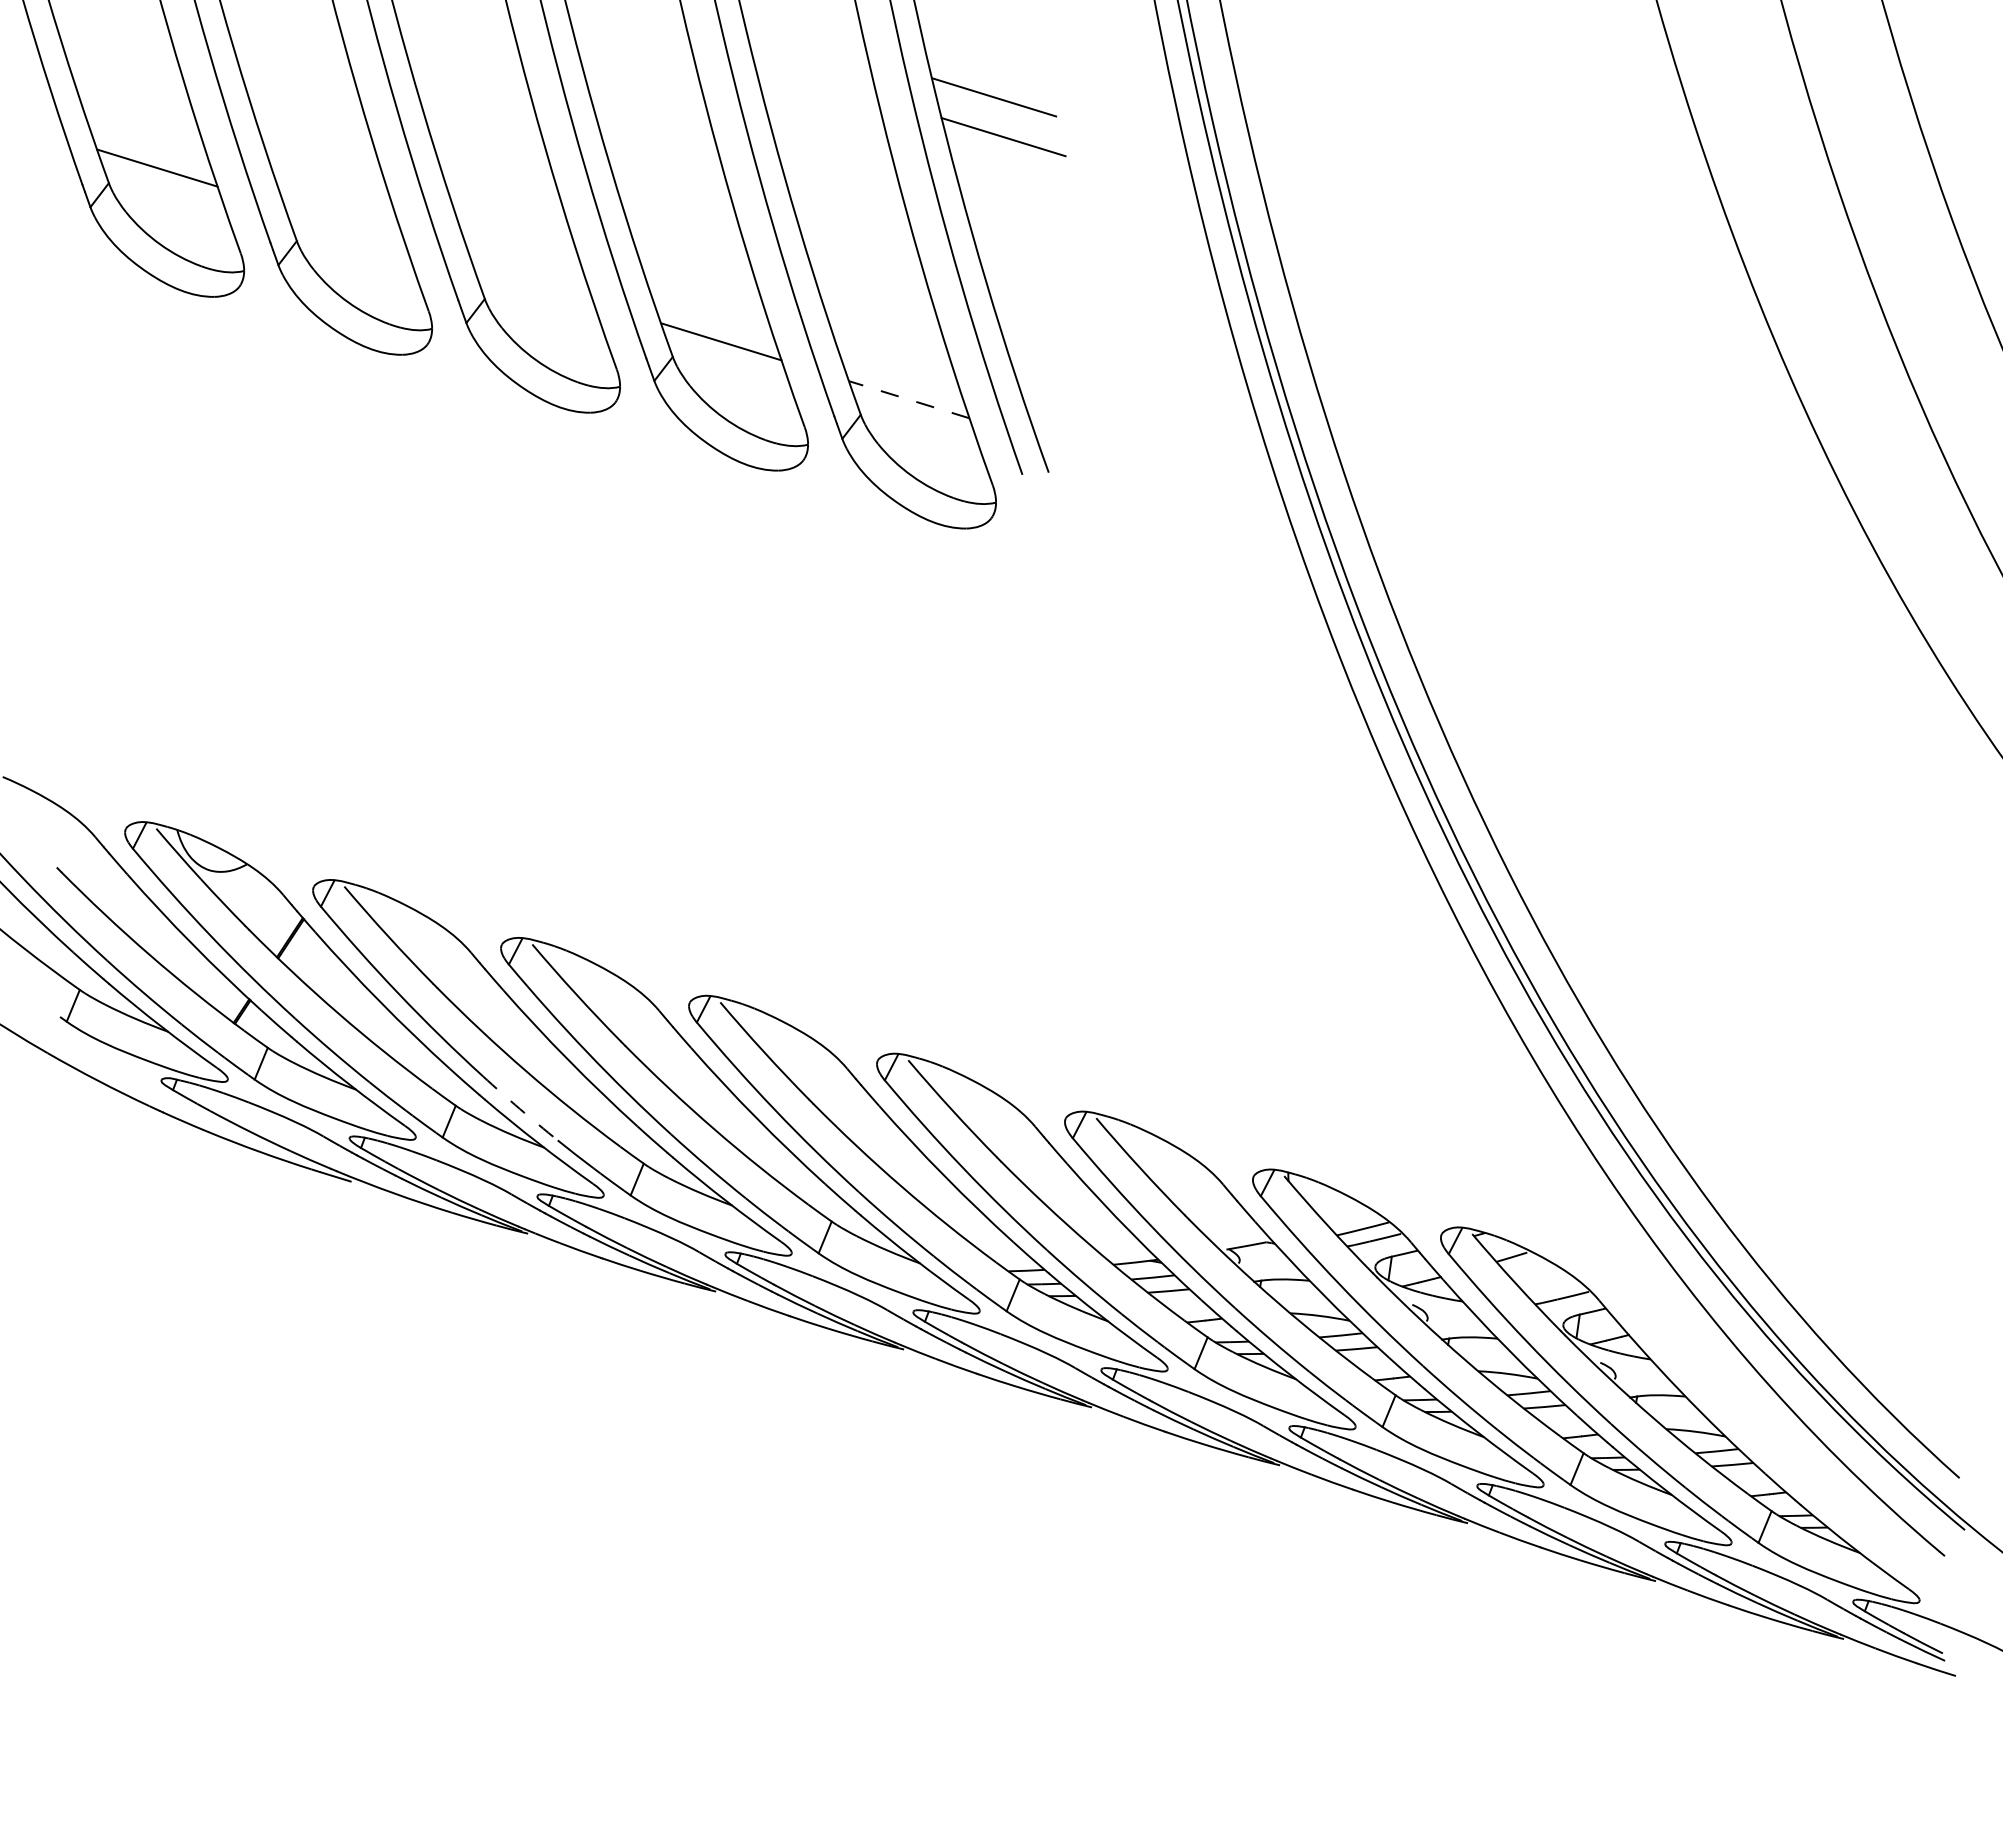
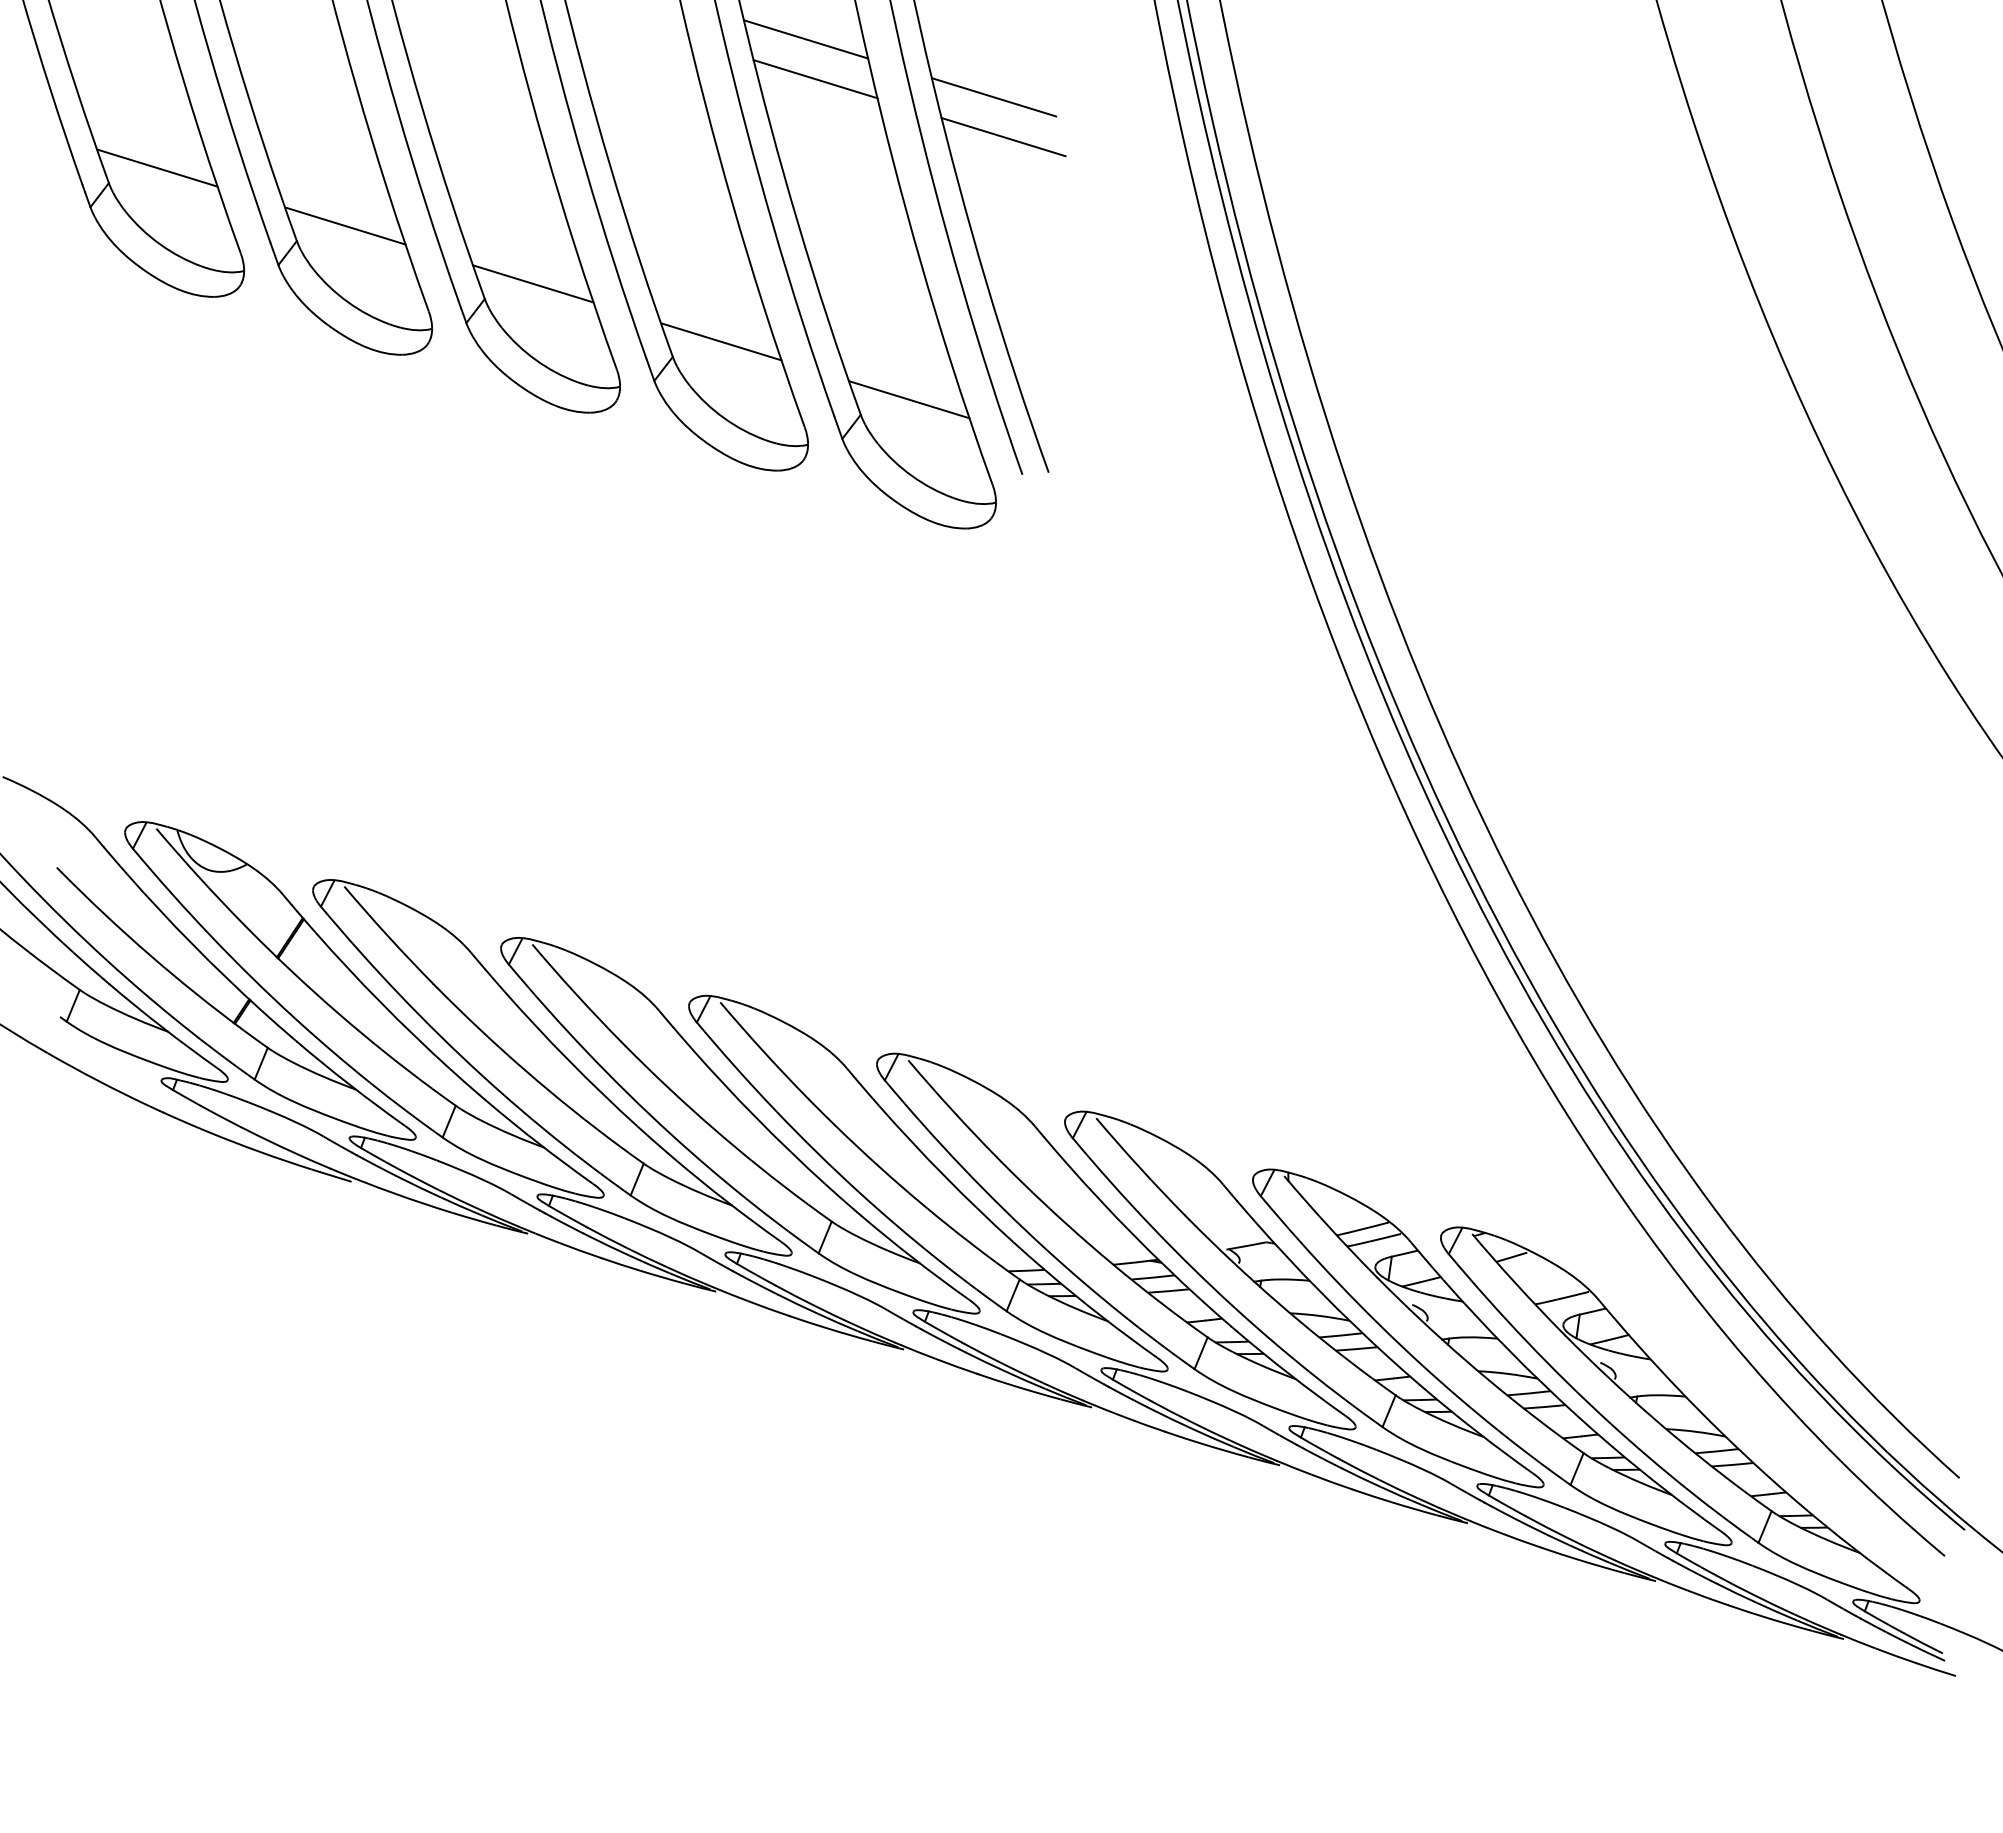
line: none -> present (806, 39)
line: none -> present (815, 79)
line: none -> present (345, 225)
line: none -> present (533, 283)
line: dashed -> solid (908, 399)
arc: dashed -> solid (519, 1108)
